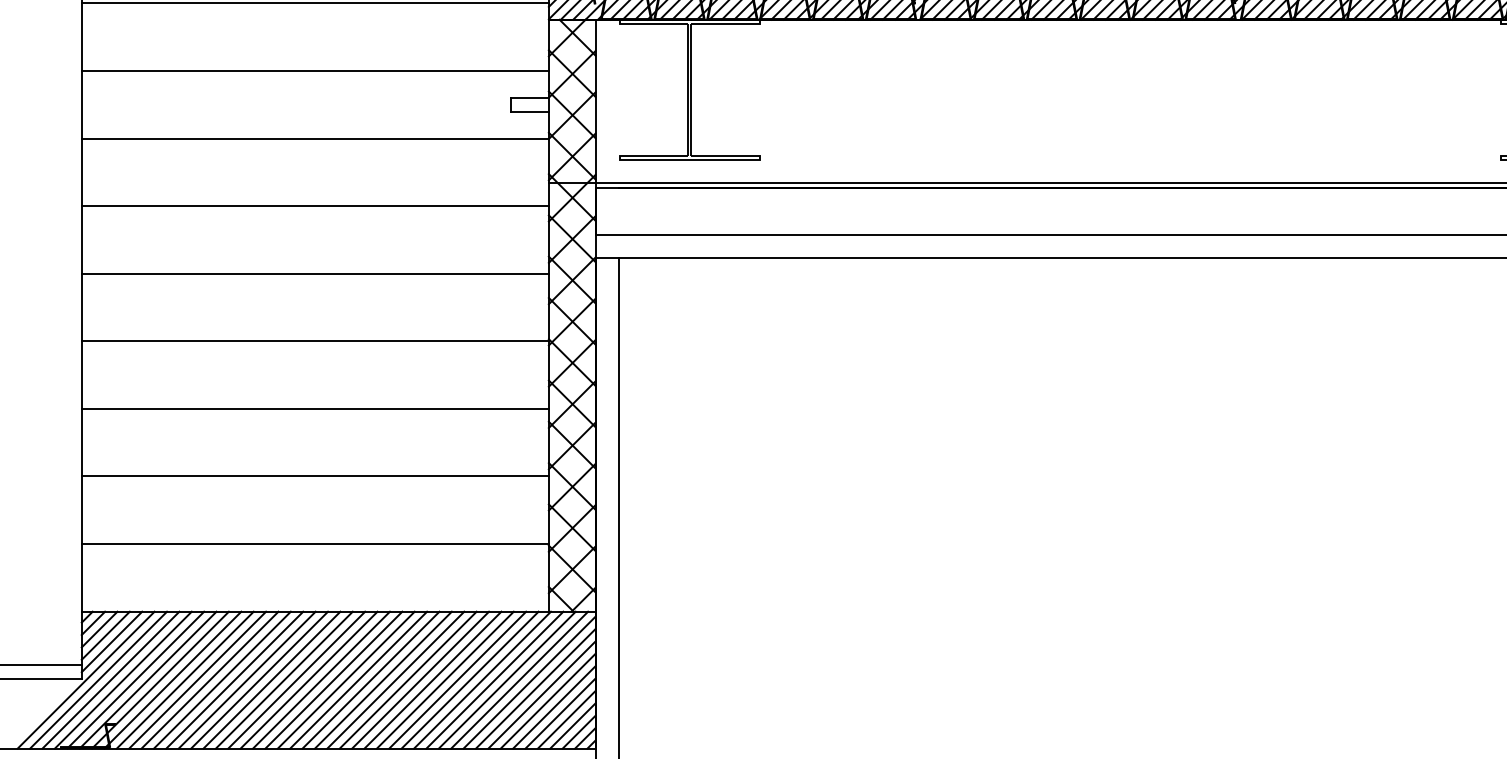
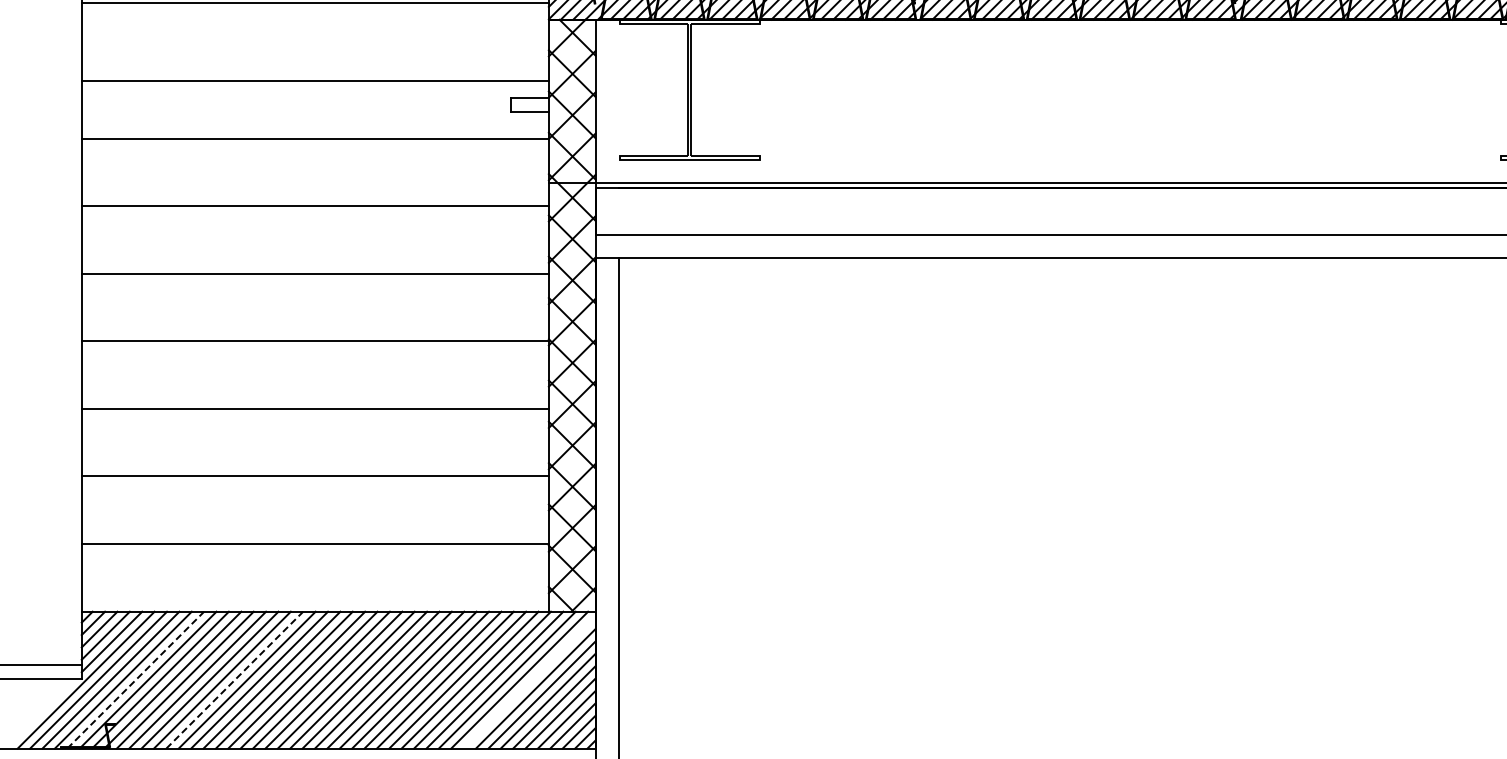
line position: (314, 70) -> (314, 80) (314, 80)
line: solid -> dashed (135, 680)
line: solid -> dashed (234, 680)
line: present -> none (529, 682)
